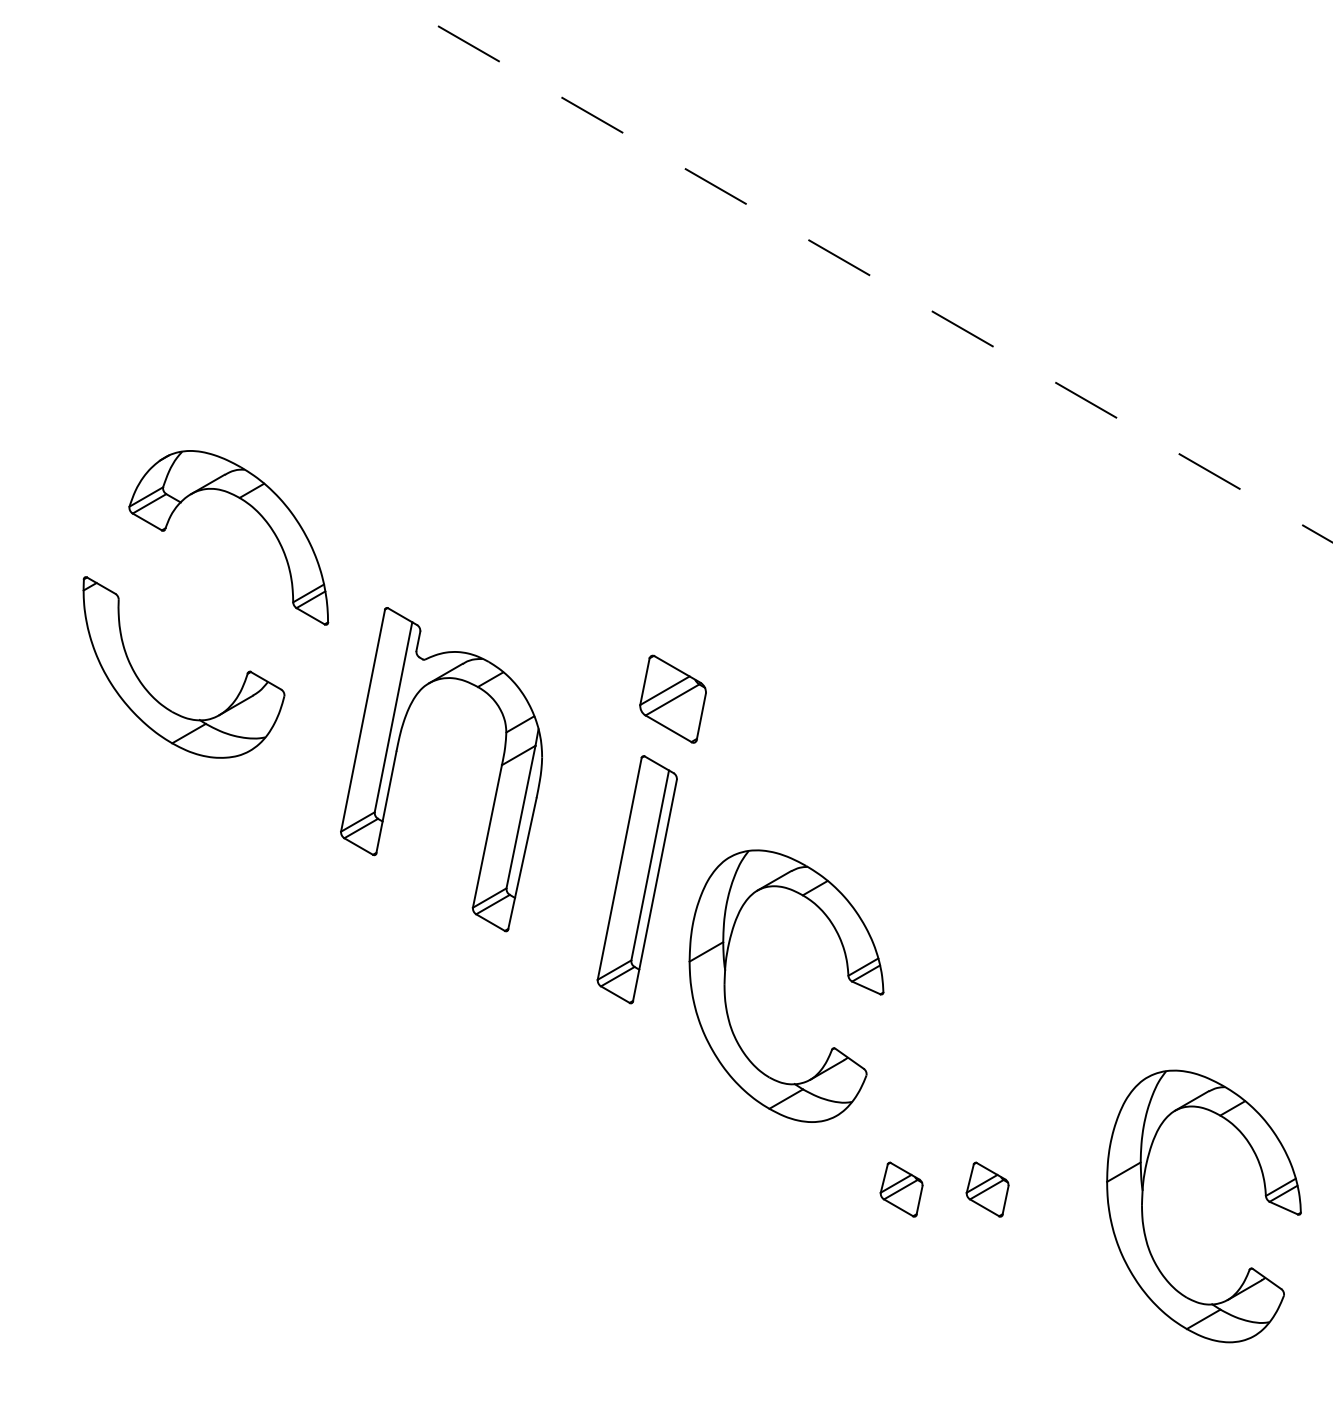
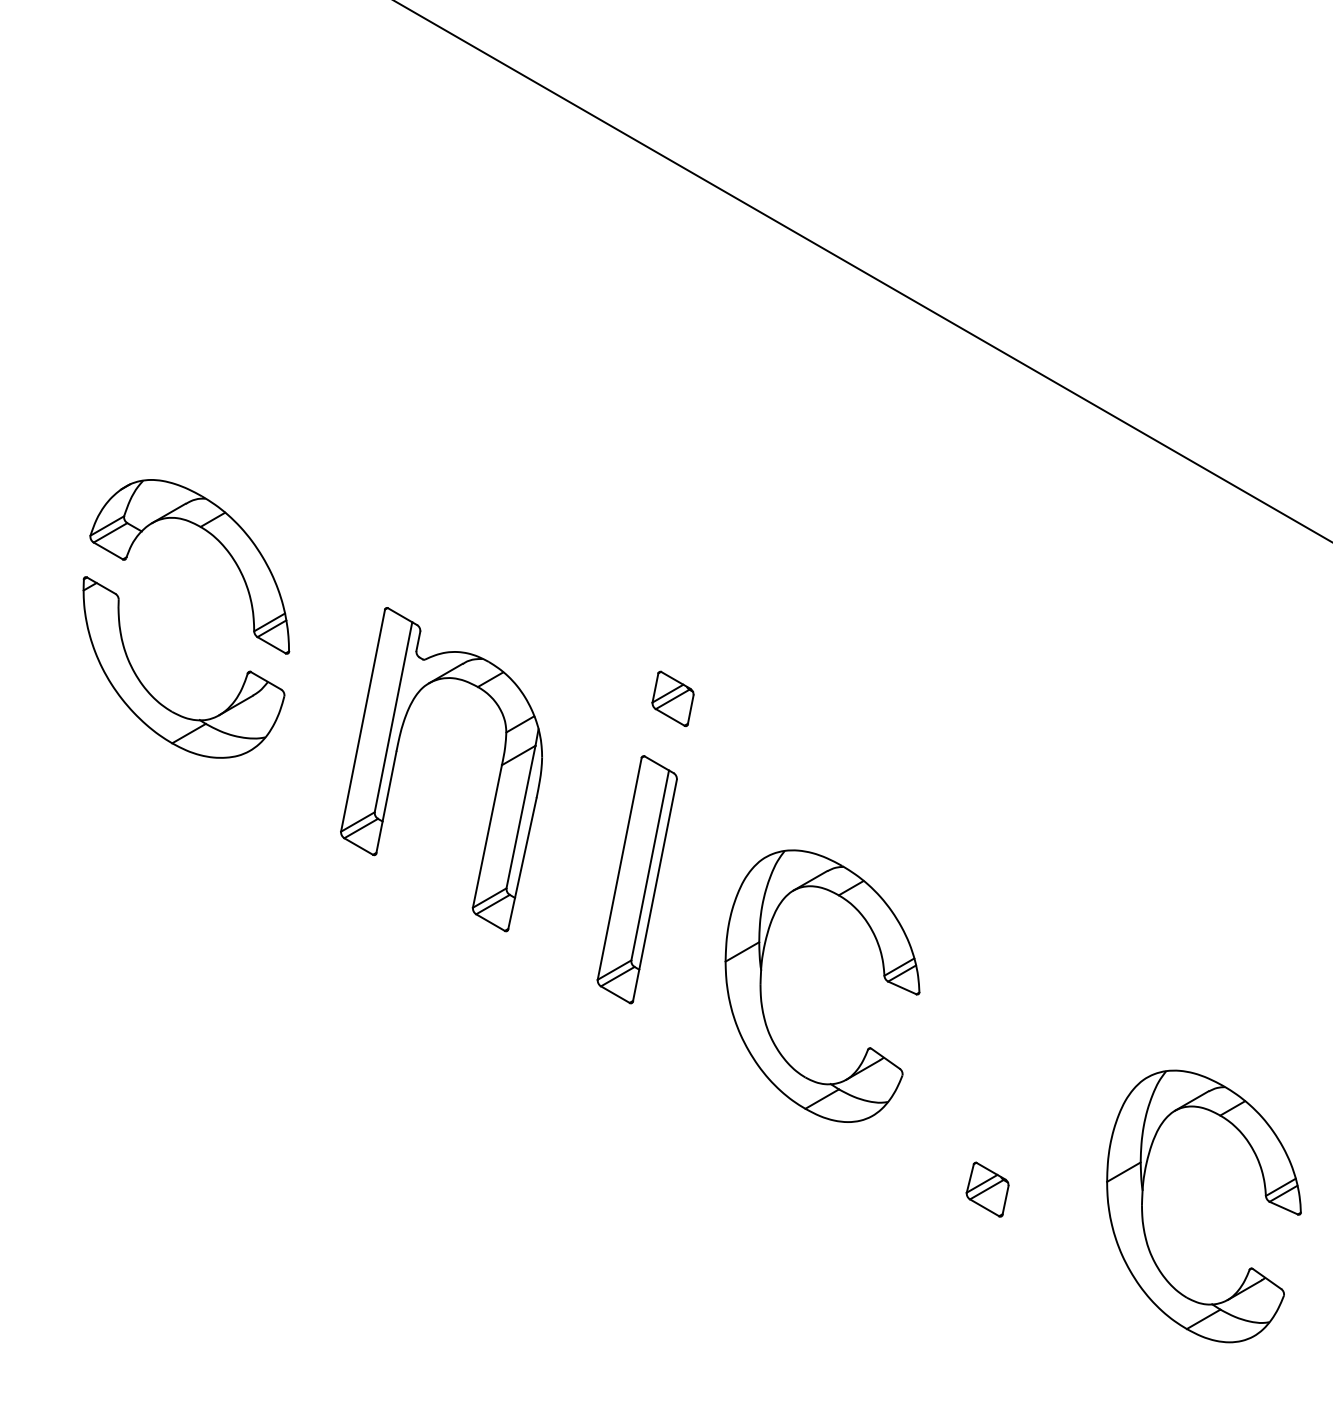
line: dashed -> solid (862, 271)
part position: (254, 510) -> (215, 539) (215, 539)
part size: 68x90 px -> 44x57 px (672, 698)
part position: (725, 985) -> (761, 985) (761, 985)
part: present -> none (901, 1189)
